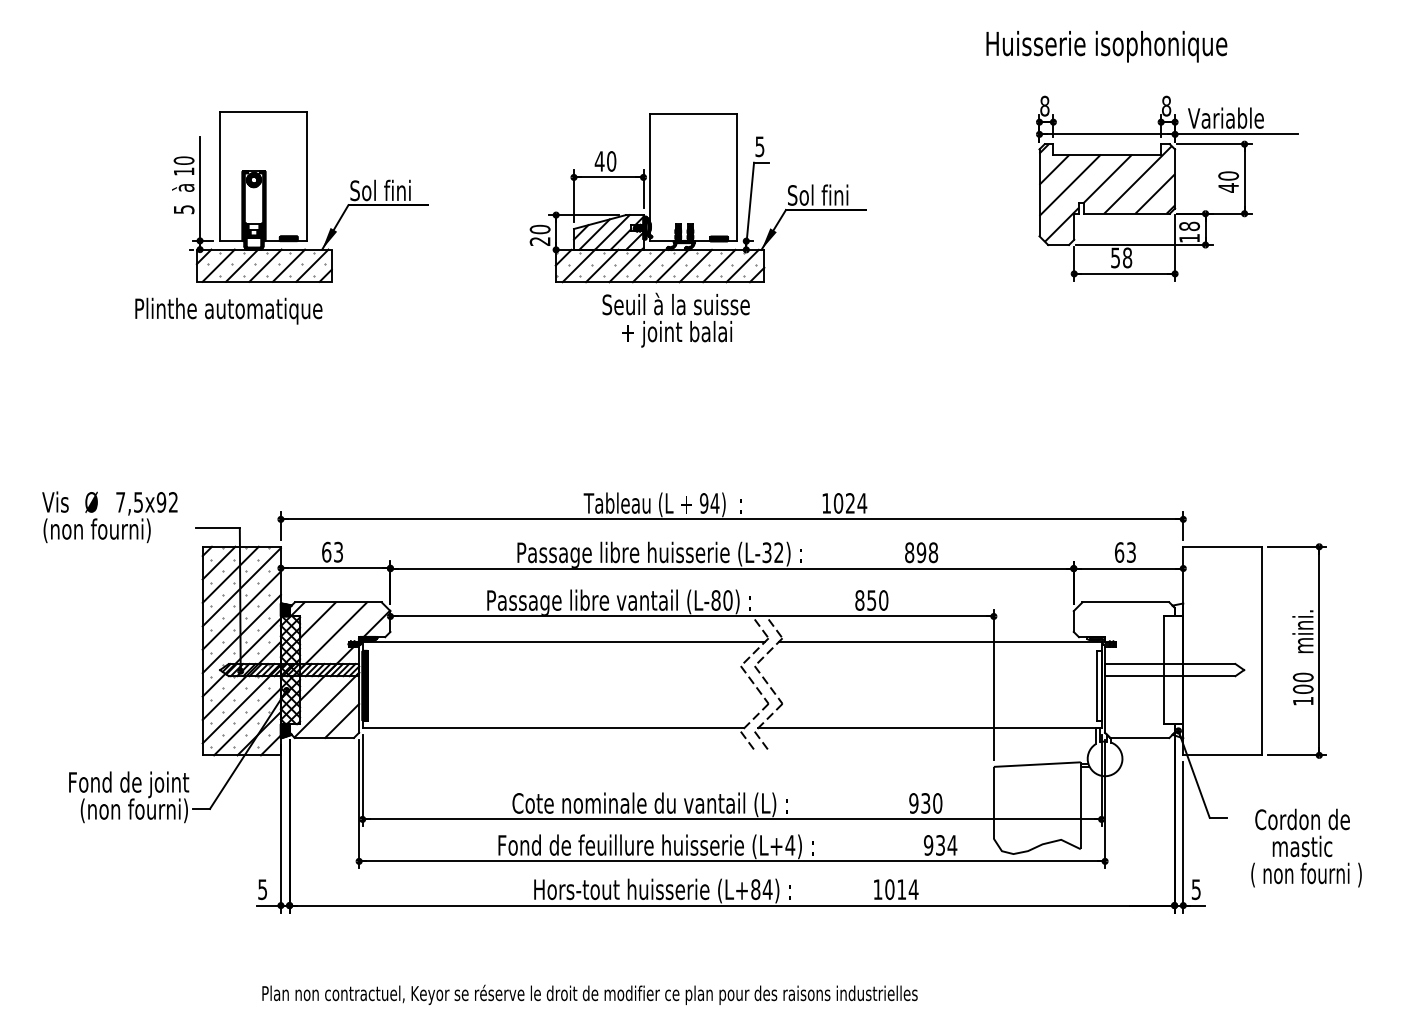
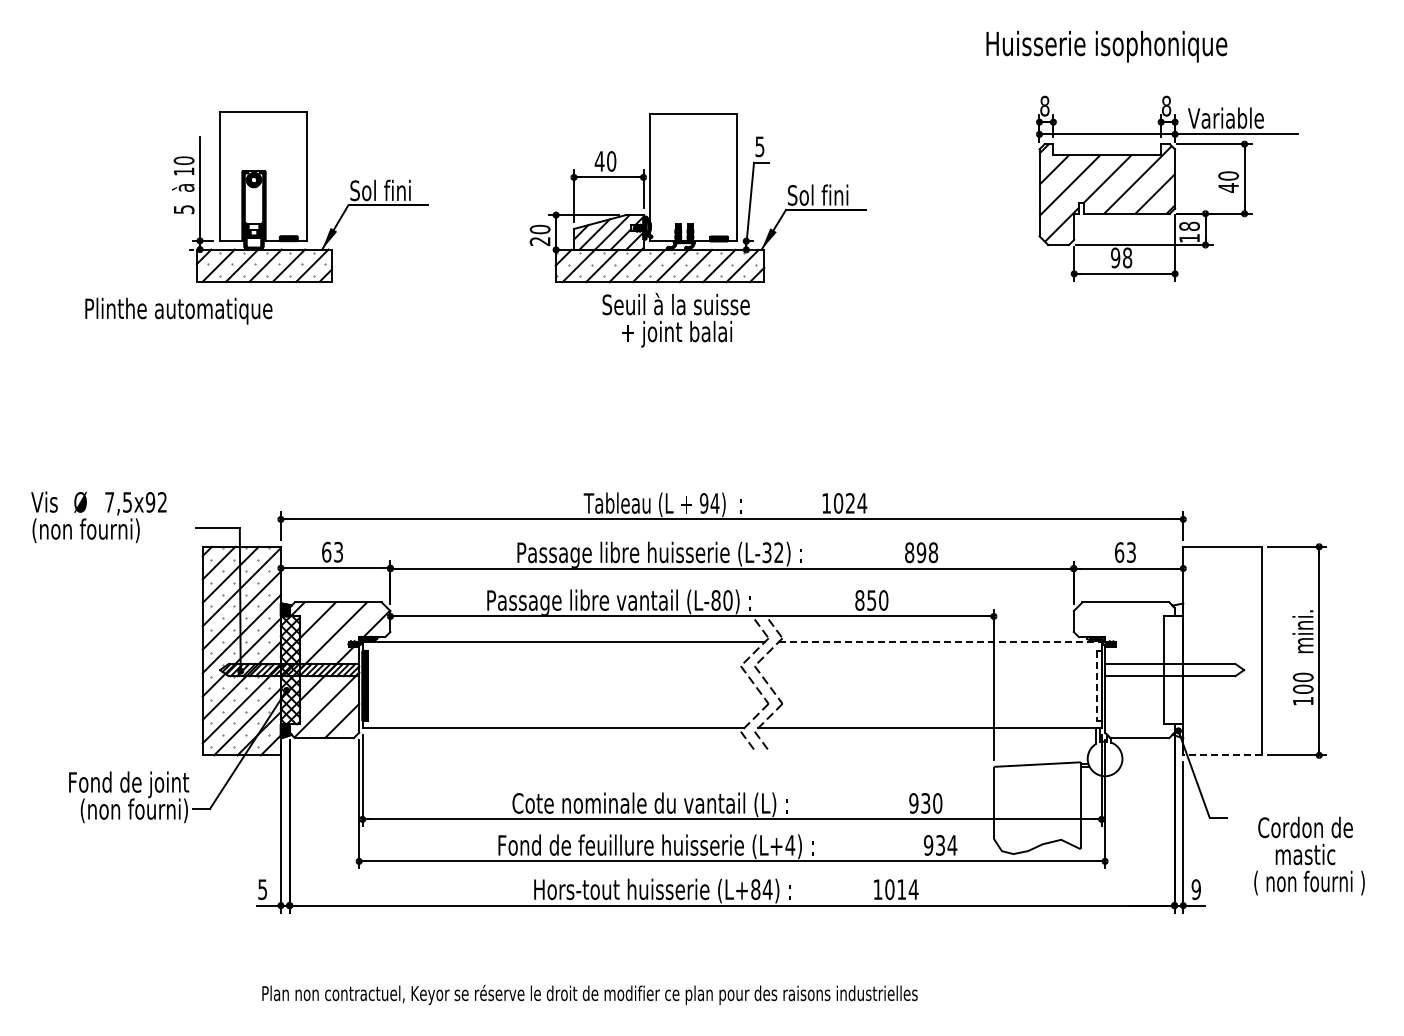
text: 58 -> 98 (1115, 257)
text position: (228, 310) -> (178, 310) (178, 310)
text position: (109, 517) -> (98, 517) (98, 517)
line: solid -> dashed (940, 641)
line: solid -> dashed (1096, 685)
line: solid -> dashed (1221, 755)
text position: (1306, 847) -> (1309, 855) (1309, 855)
text: 5 -> 9 (1195, 889)
